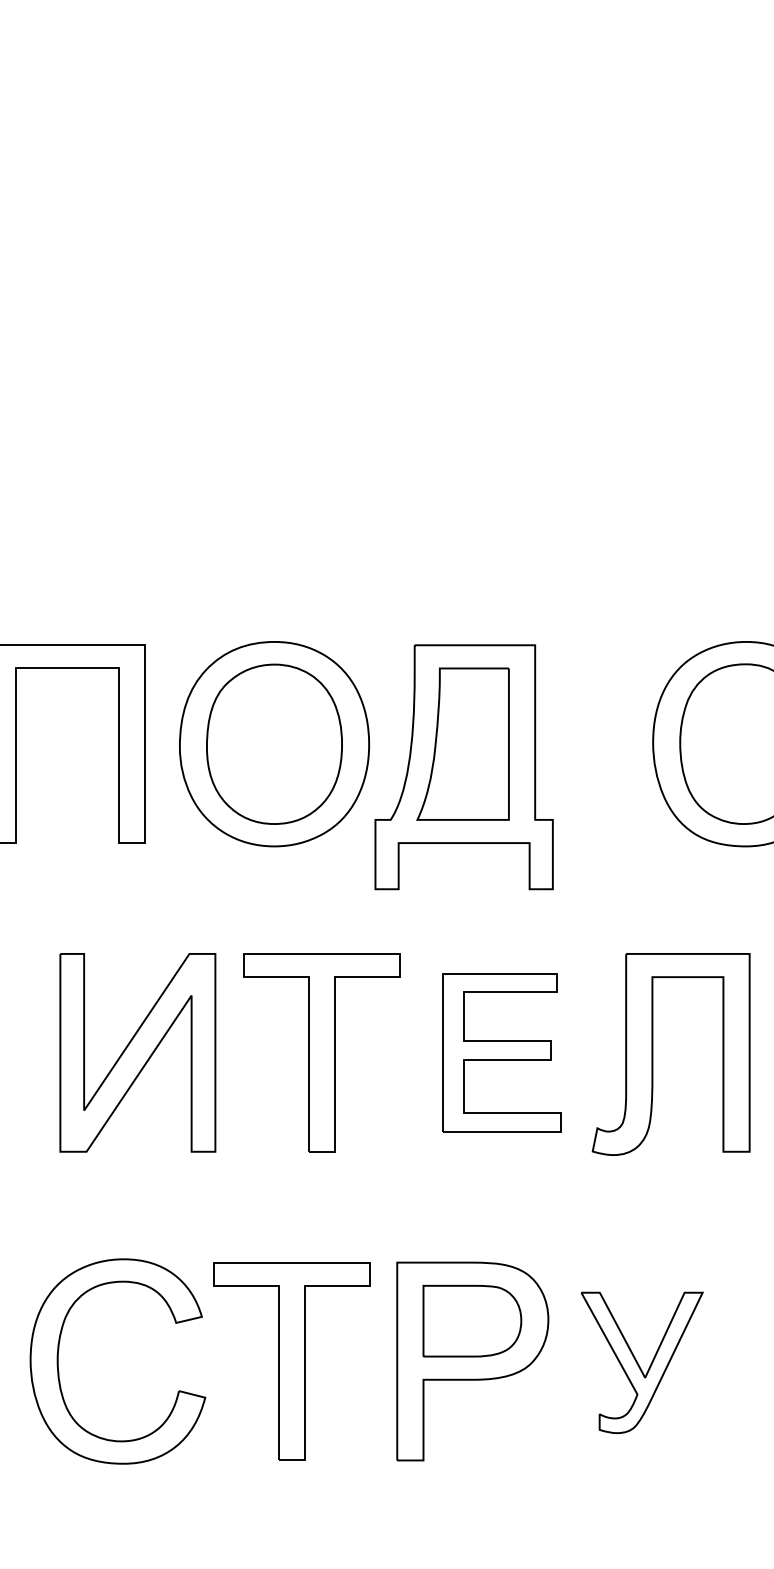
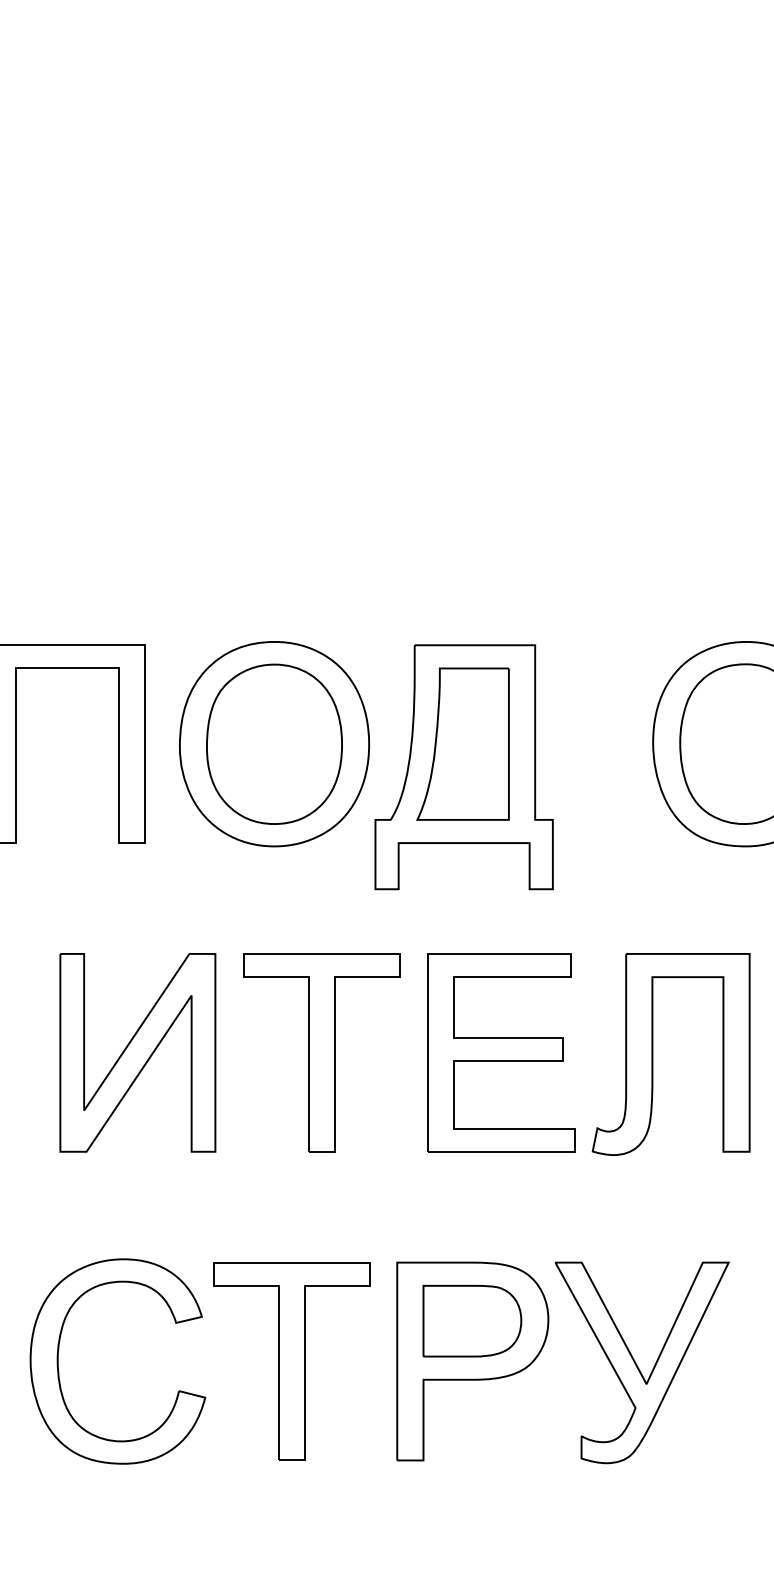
part size: 120x160 px -> 149x200 px (501, 1052)
part size: 124x143 px -> 176x204 px (641, 1362)
